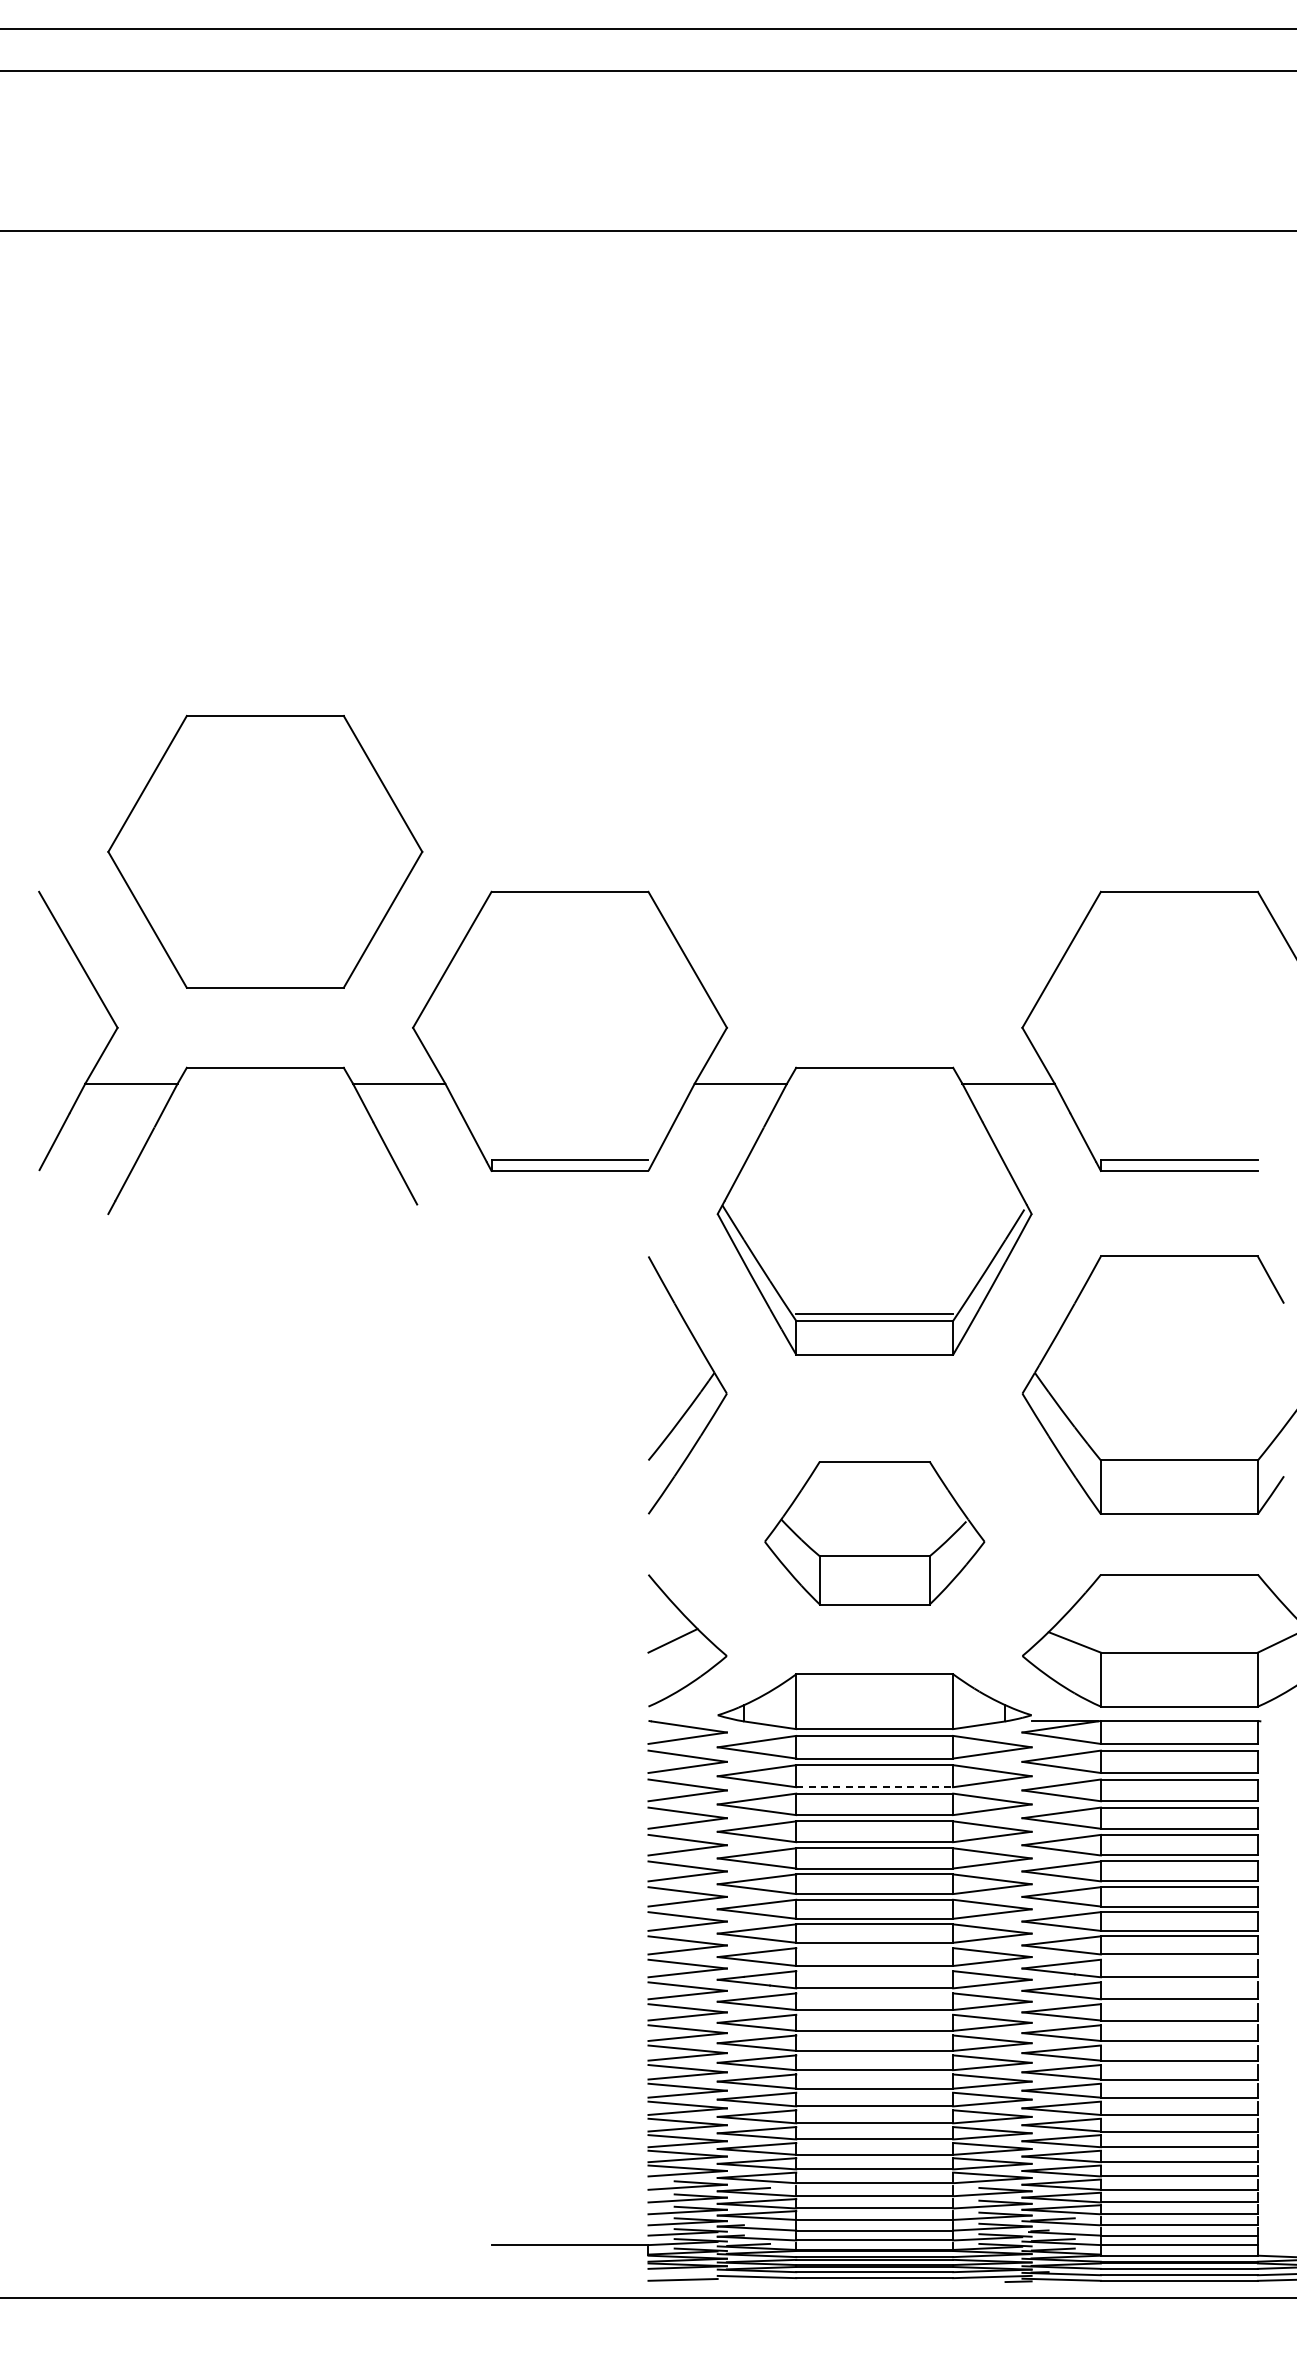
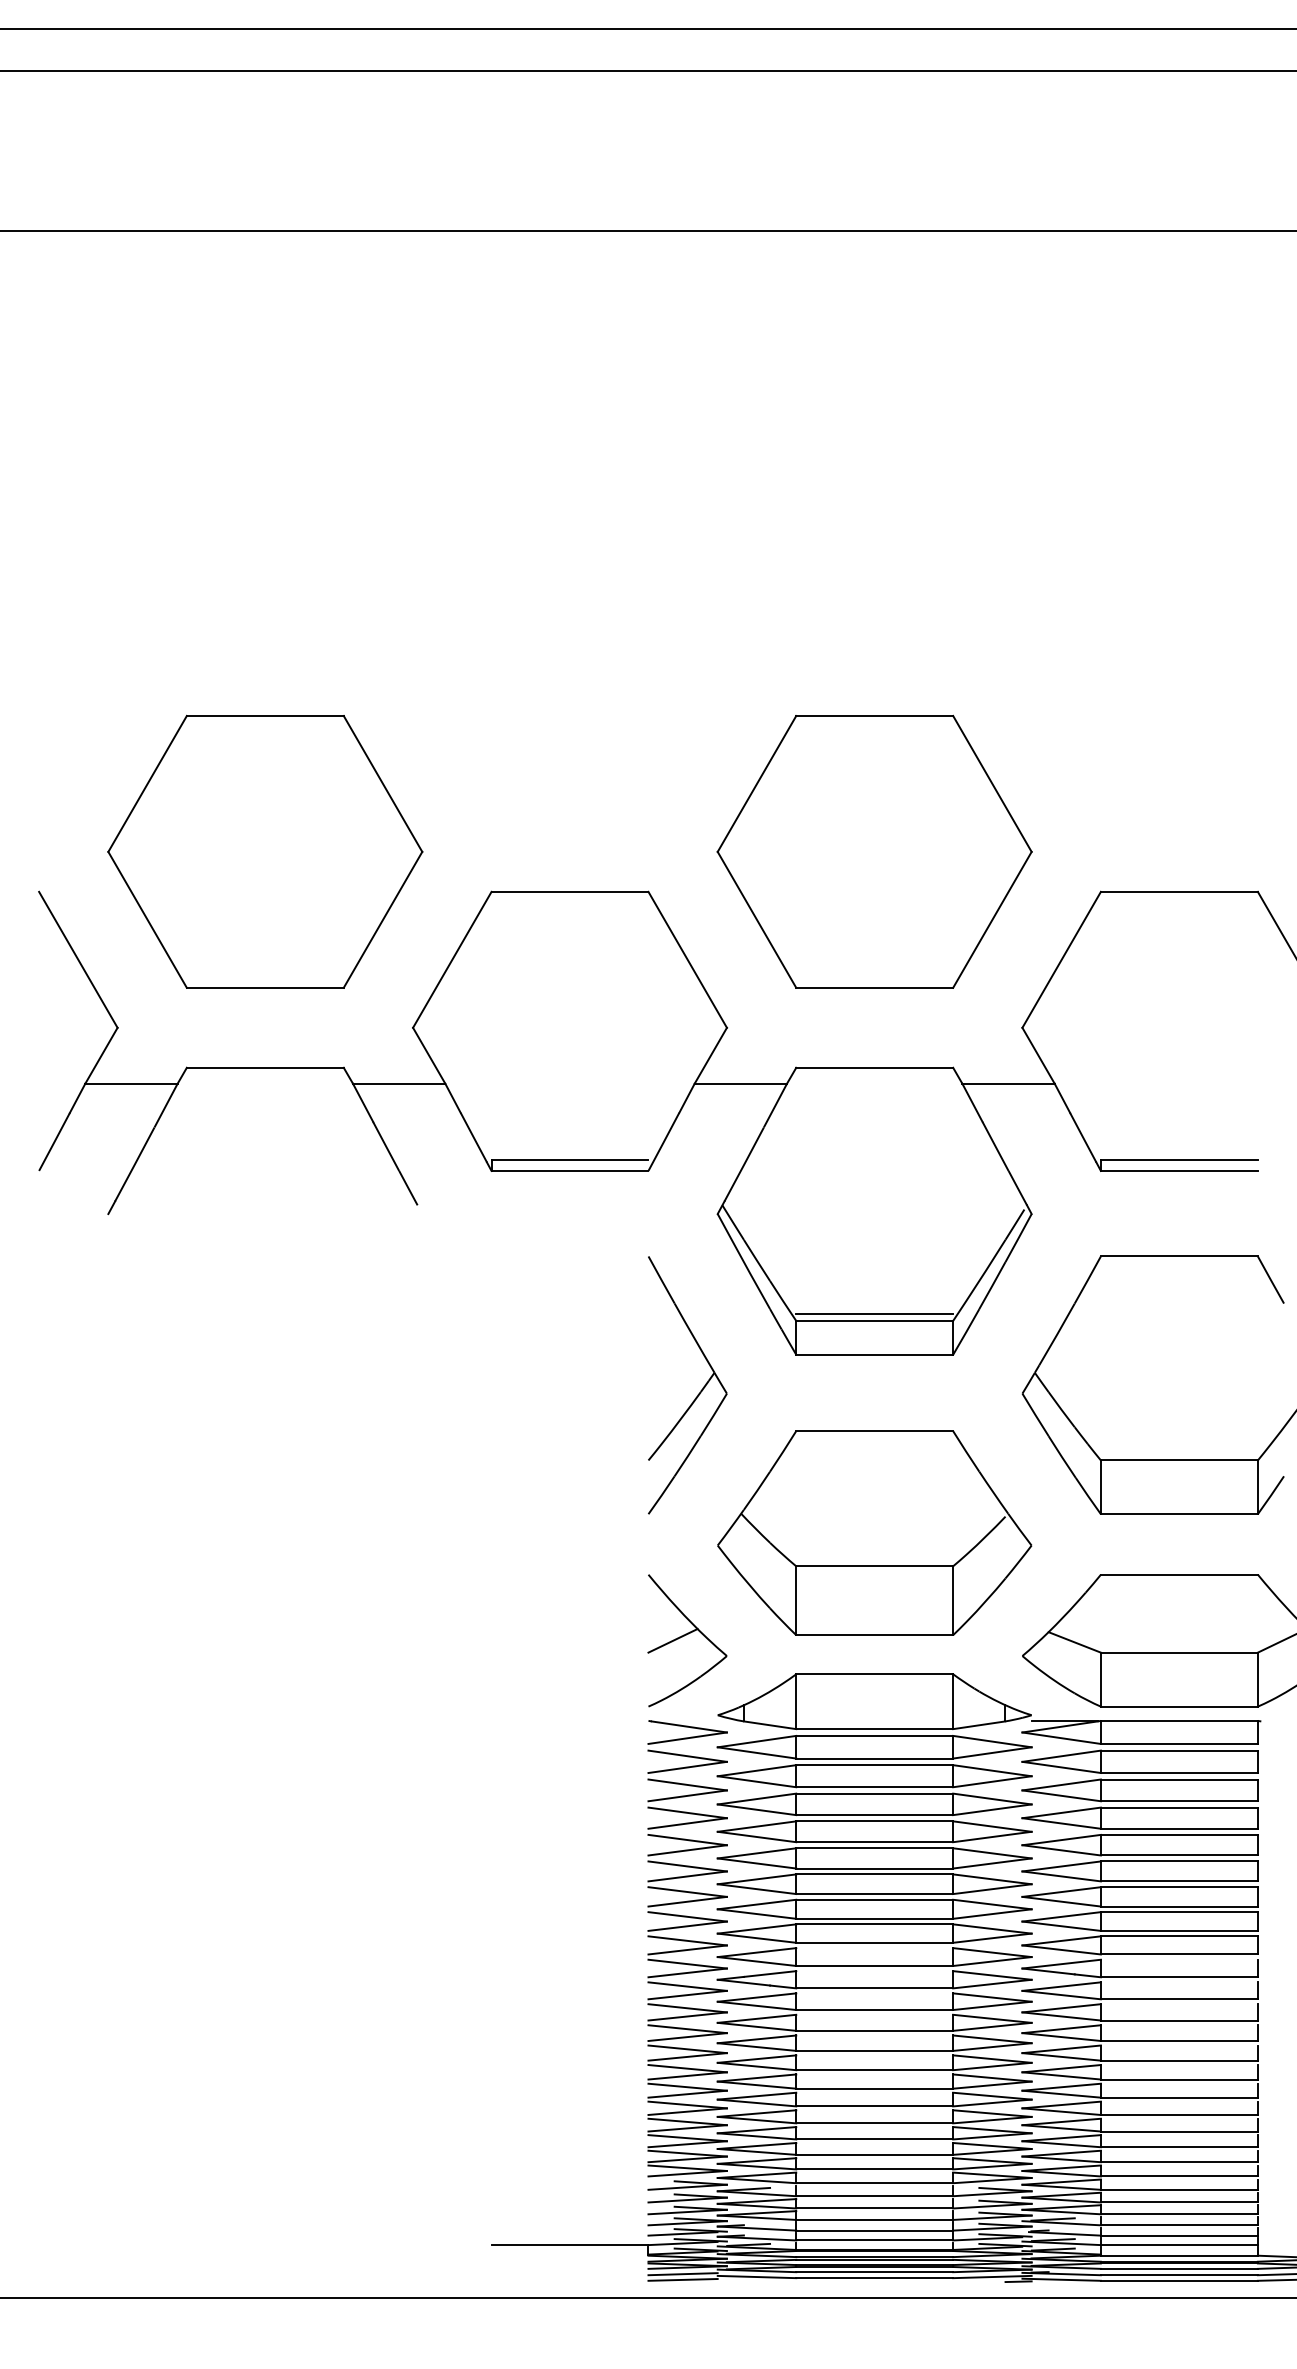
part: none -> present (874, 851)
part size: 222x145 px -> 316x206 px (874, 1532)
line: dashed -> solid (875, 1787)
line: none -> present (682, 2274)
